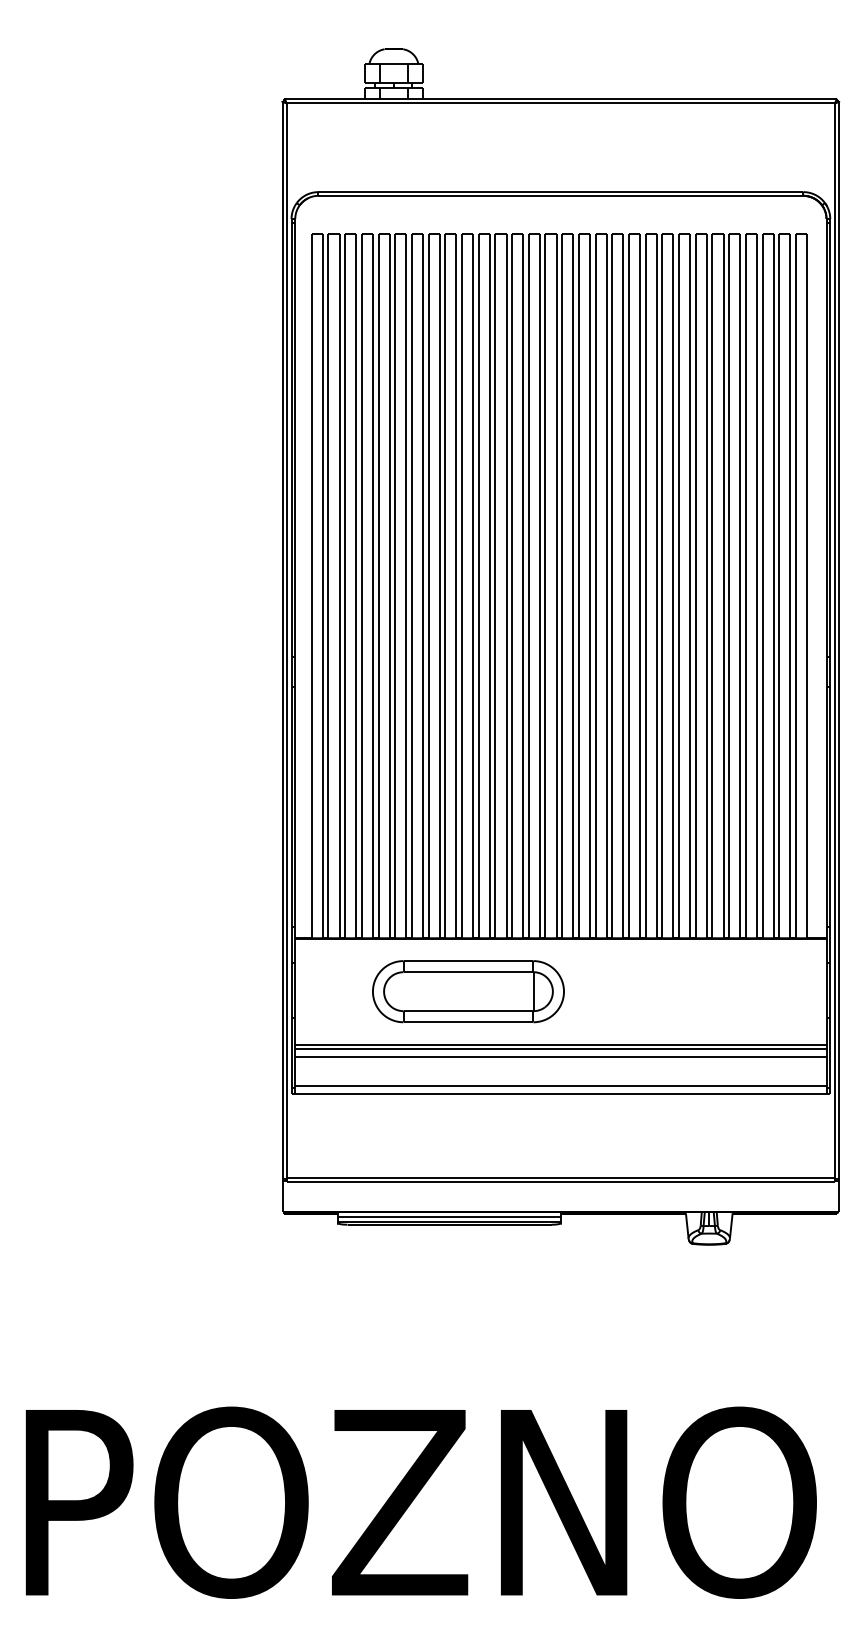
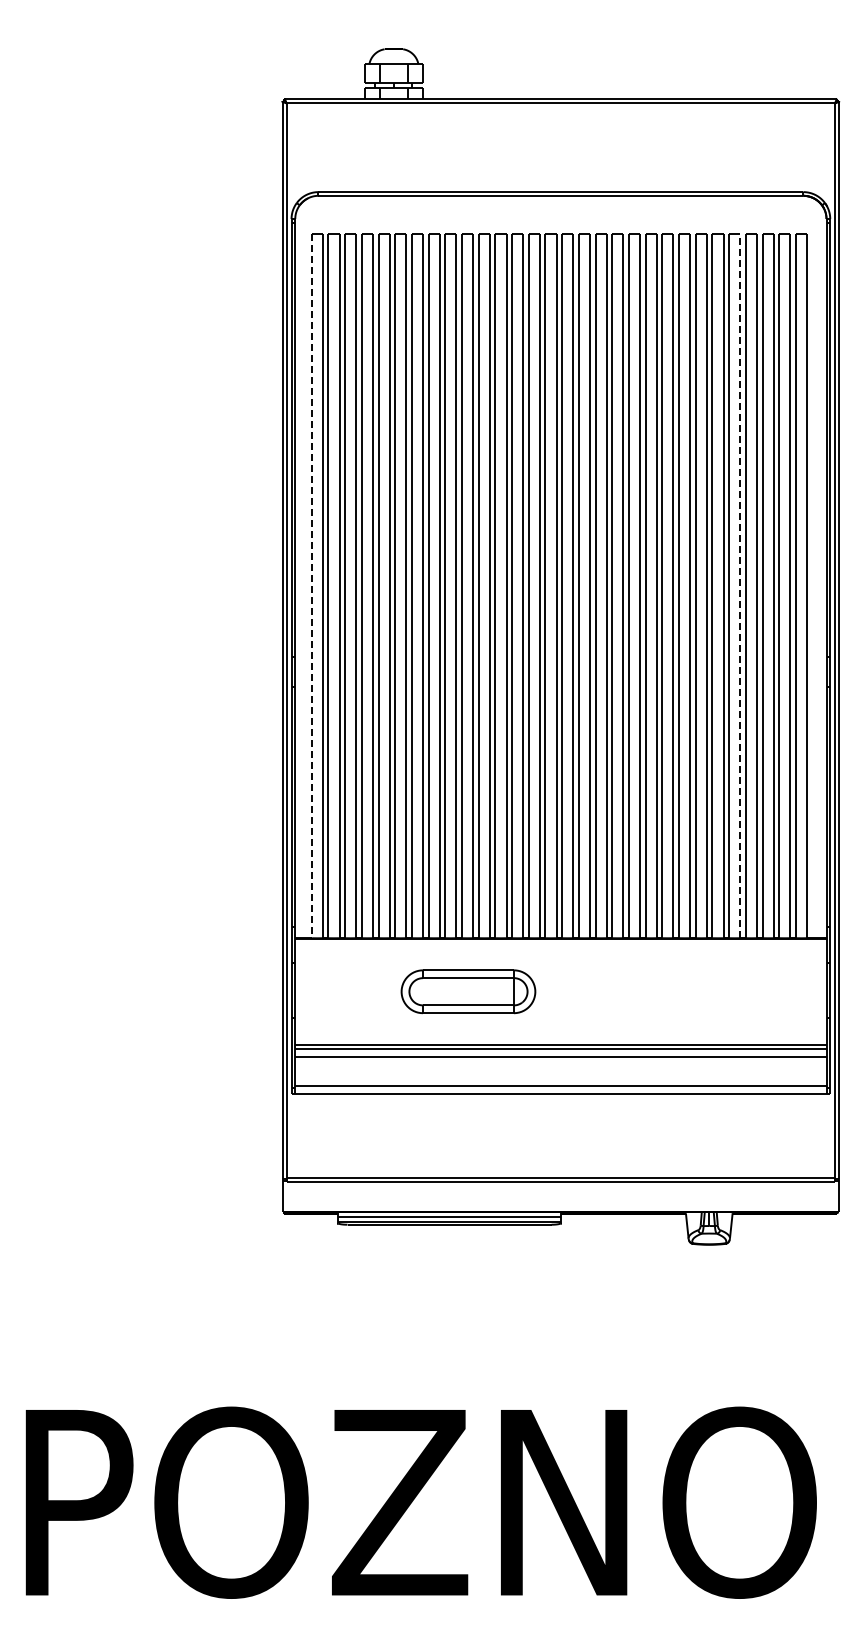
line: solid -> dashed (740, 585)
line: solid -> dashed (311, 586)
part size: 193x64 px -> 137x46 px (468, 991)
